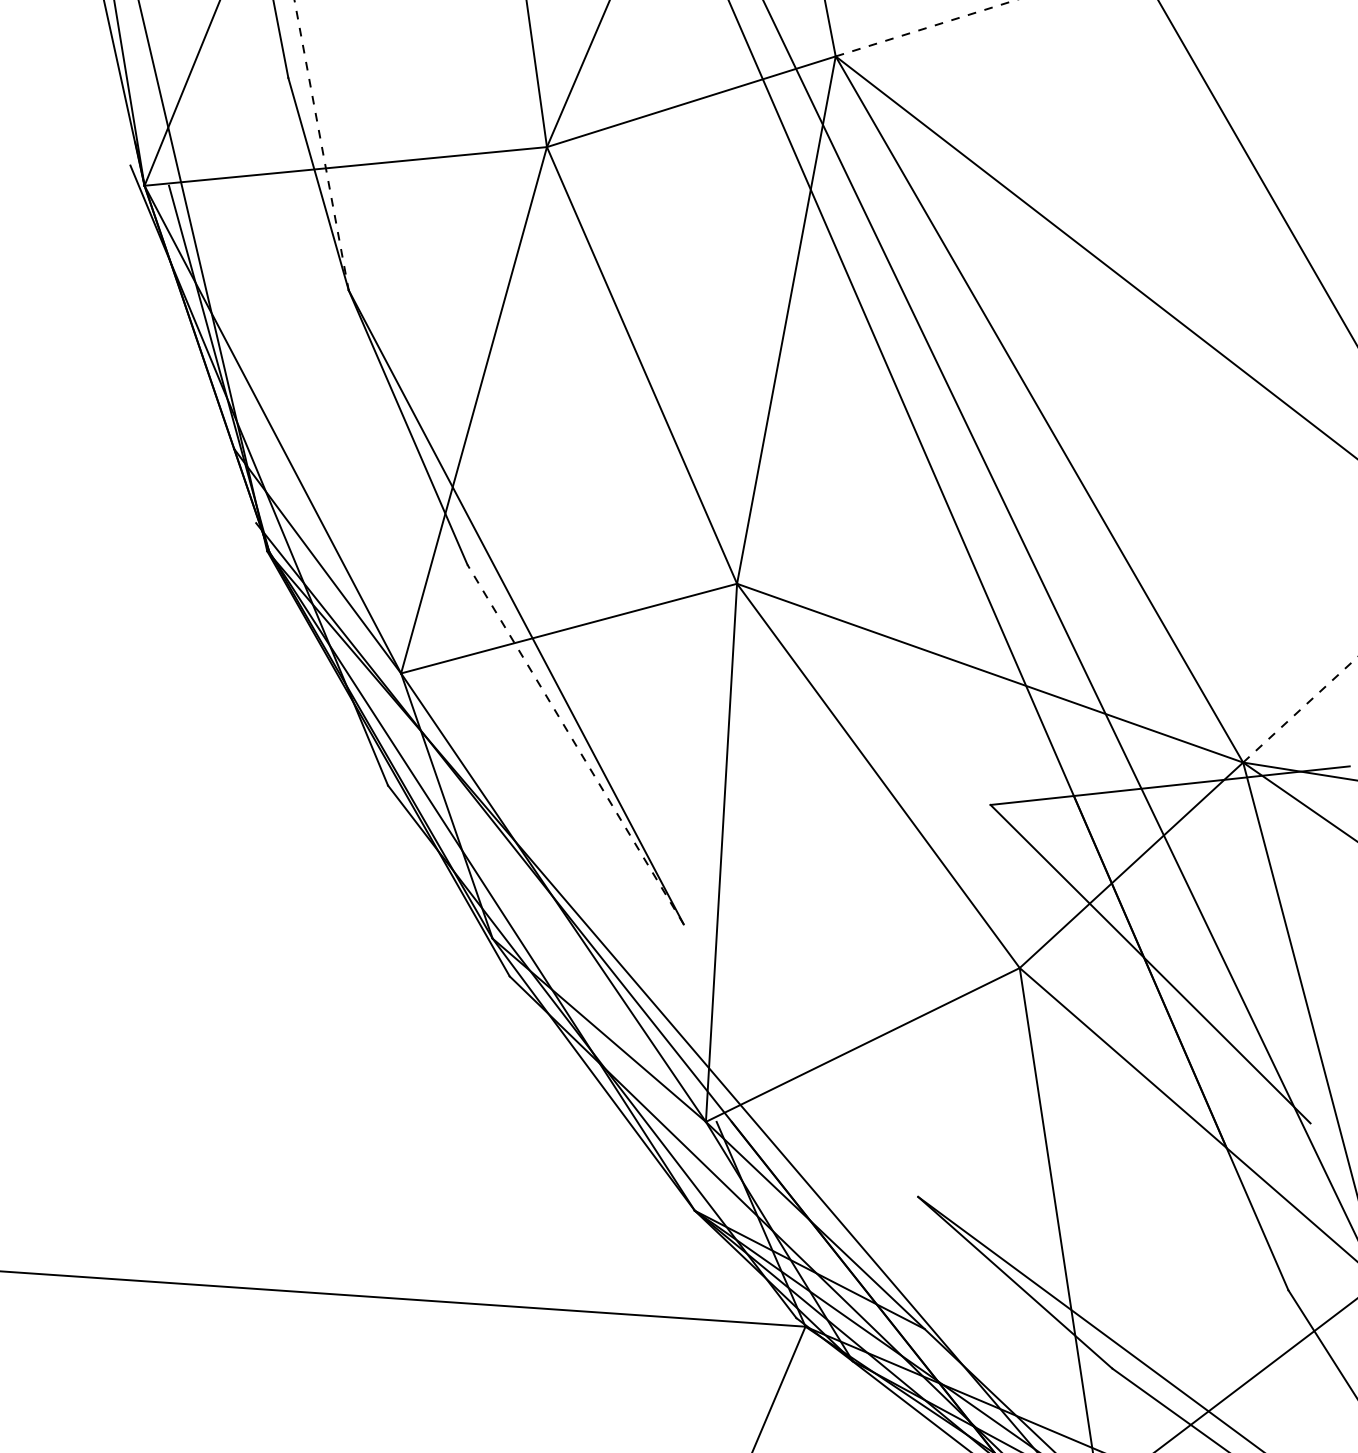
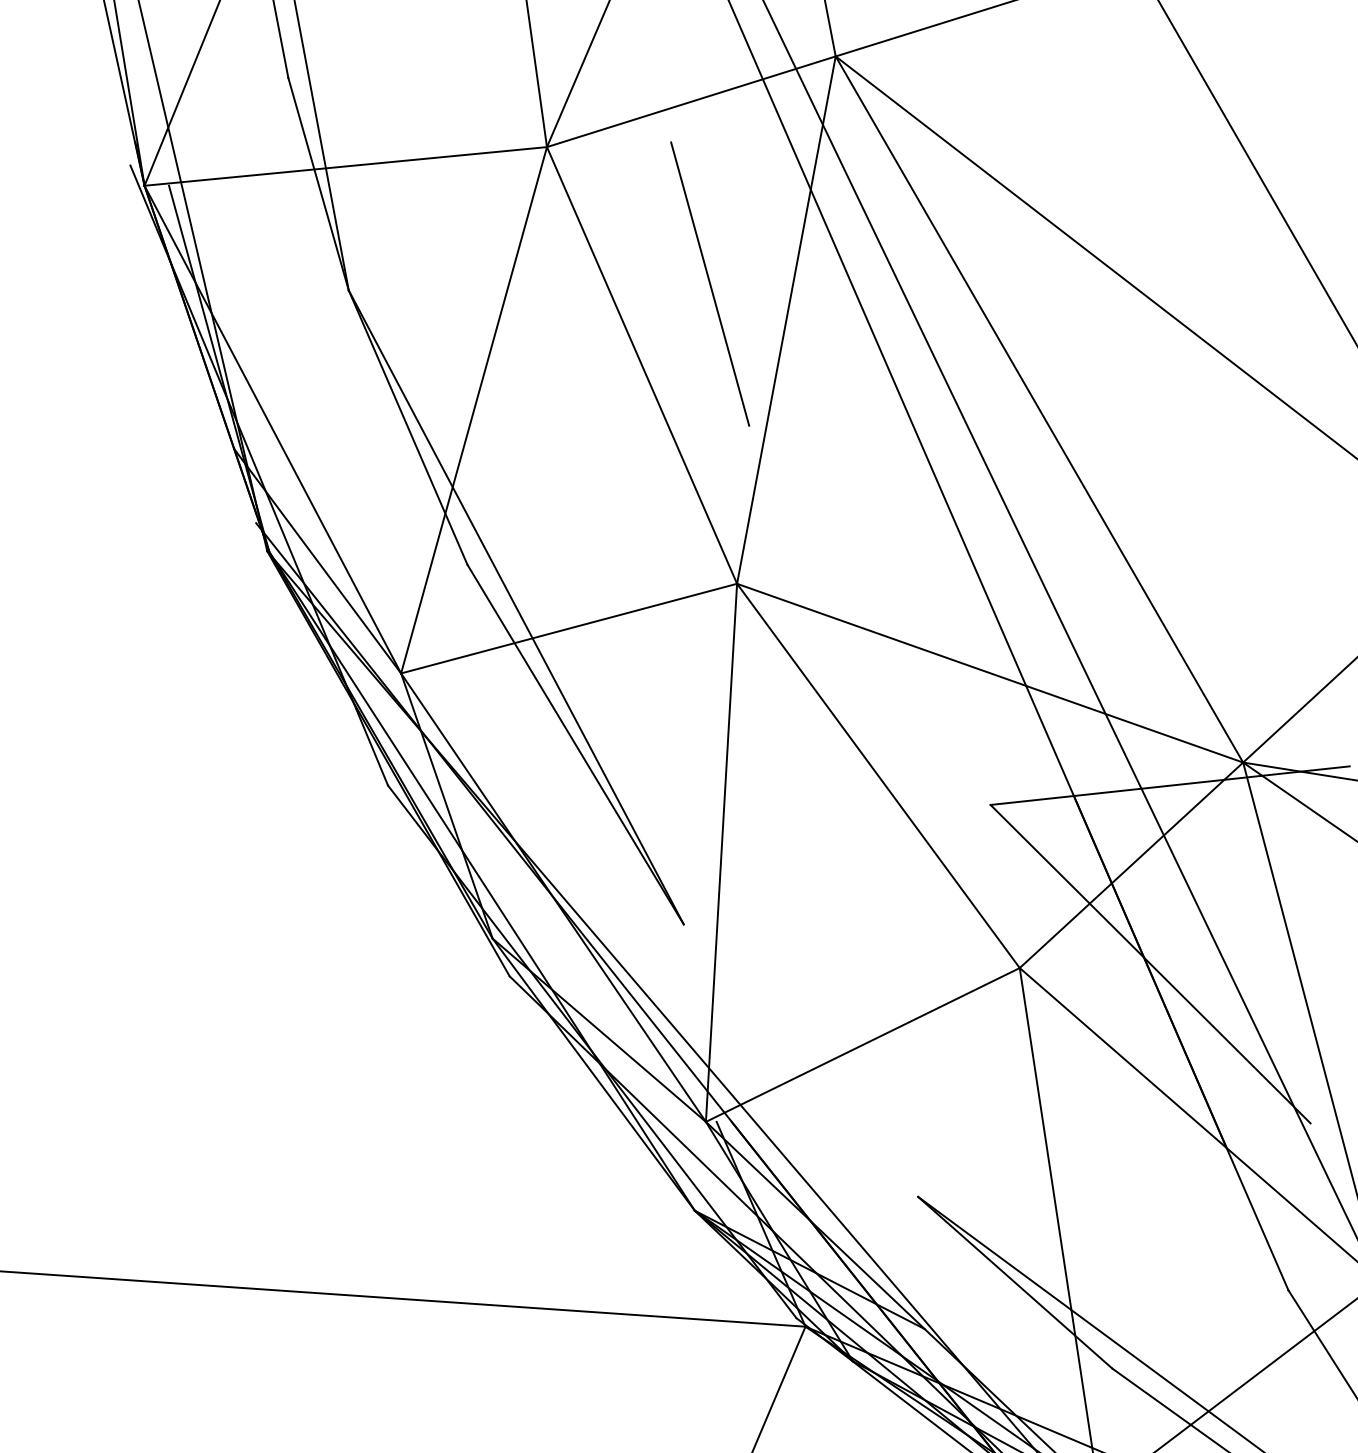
line: dashed -> solid (926, 28)
line: dashed -> solid (321, 145)
line: none -> present (710, 283)
line: dashed -> solid (1300, 709)
line: dashed -> solid (575, 744)
